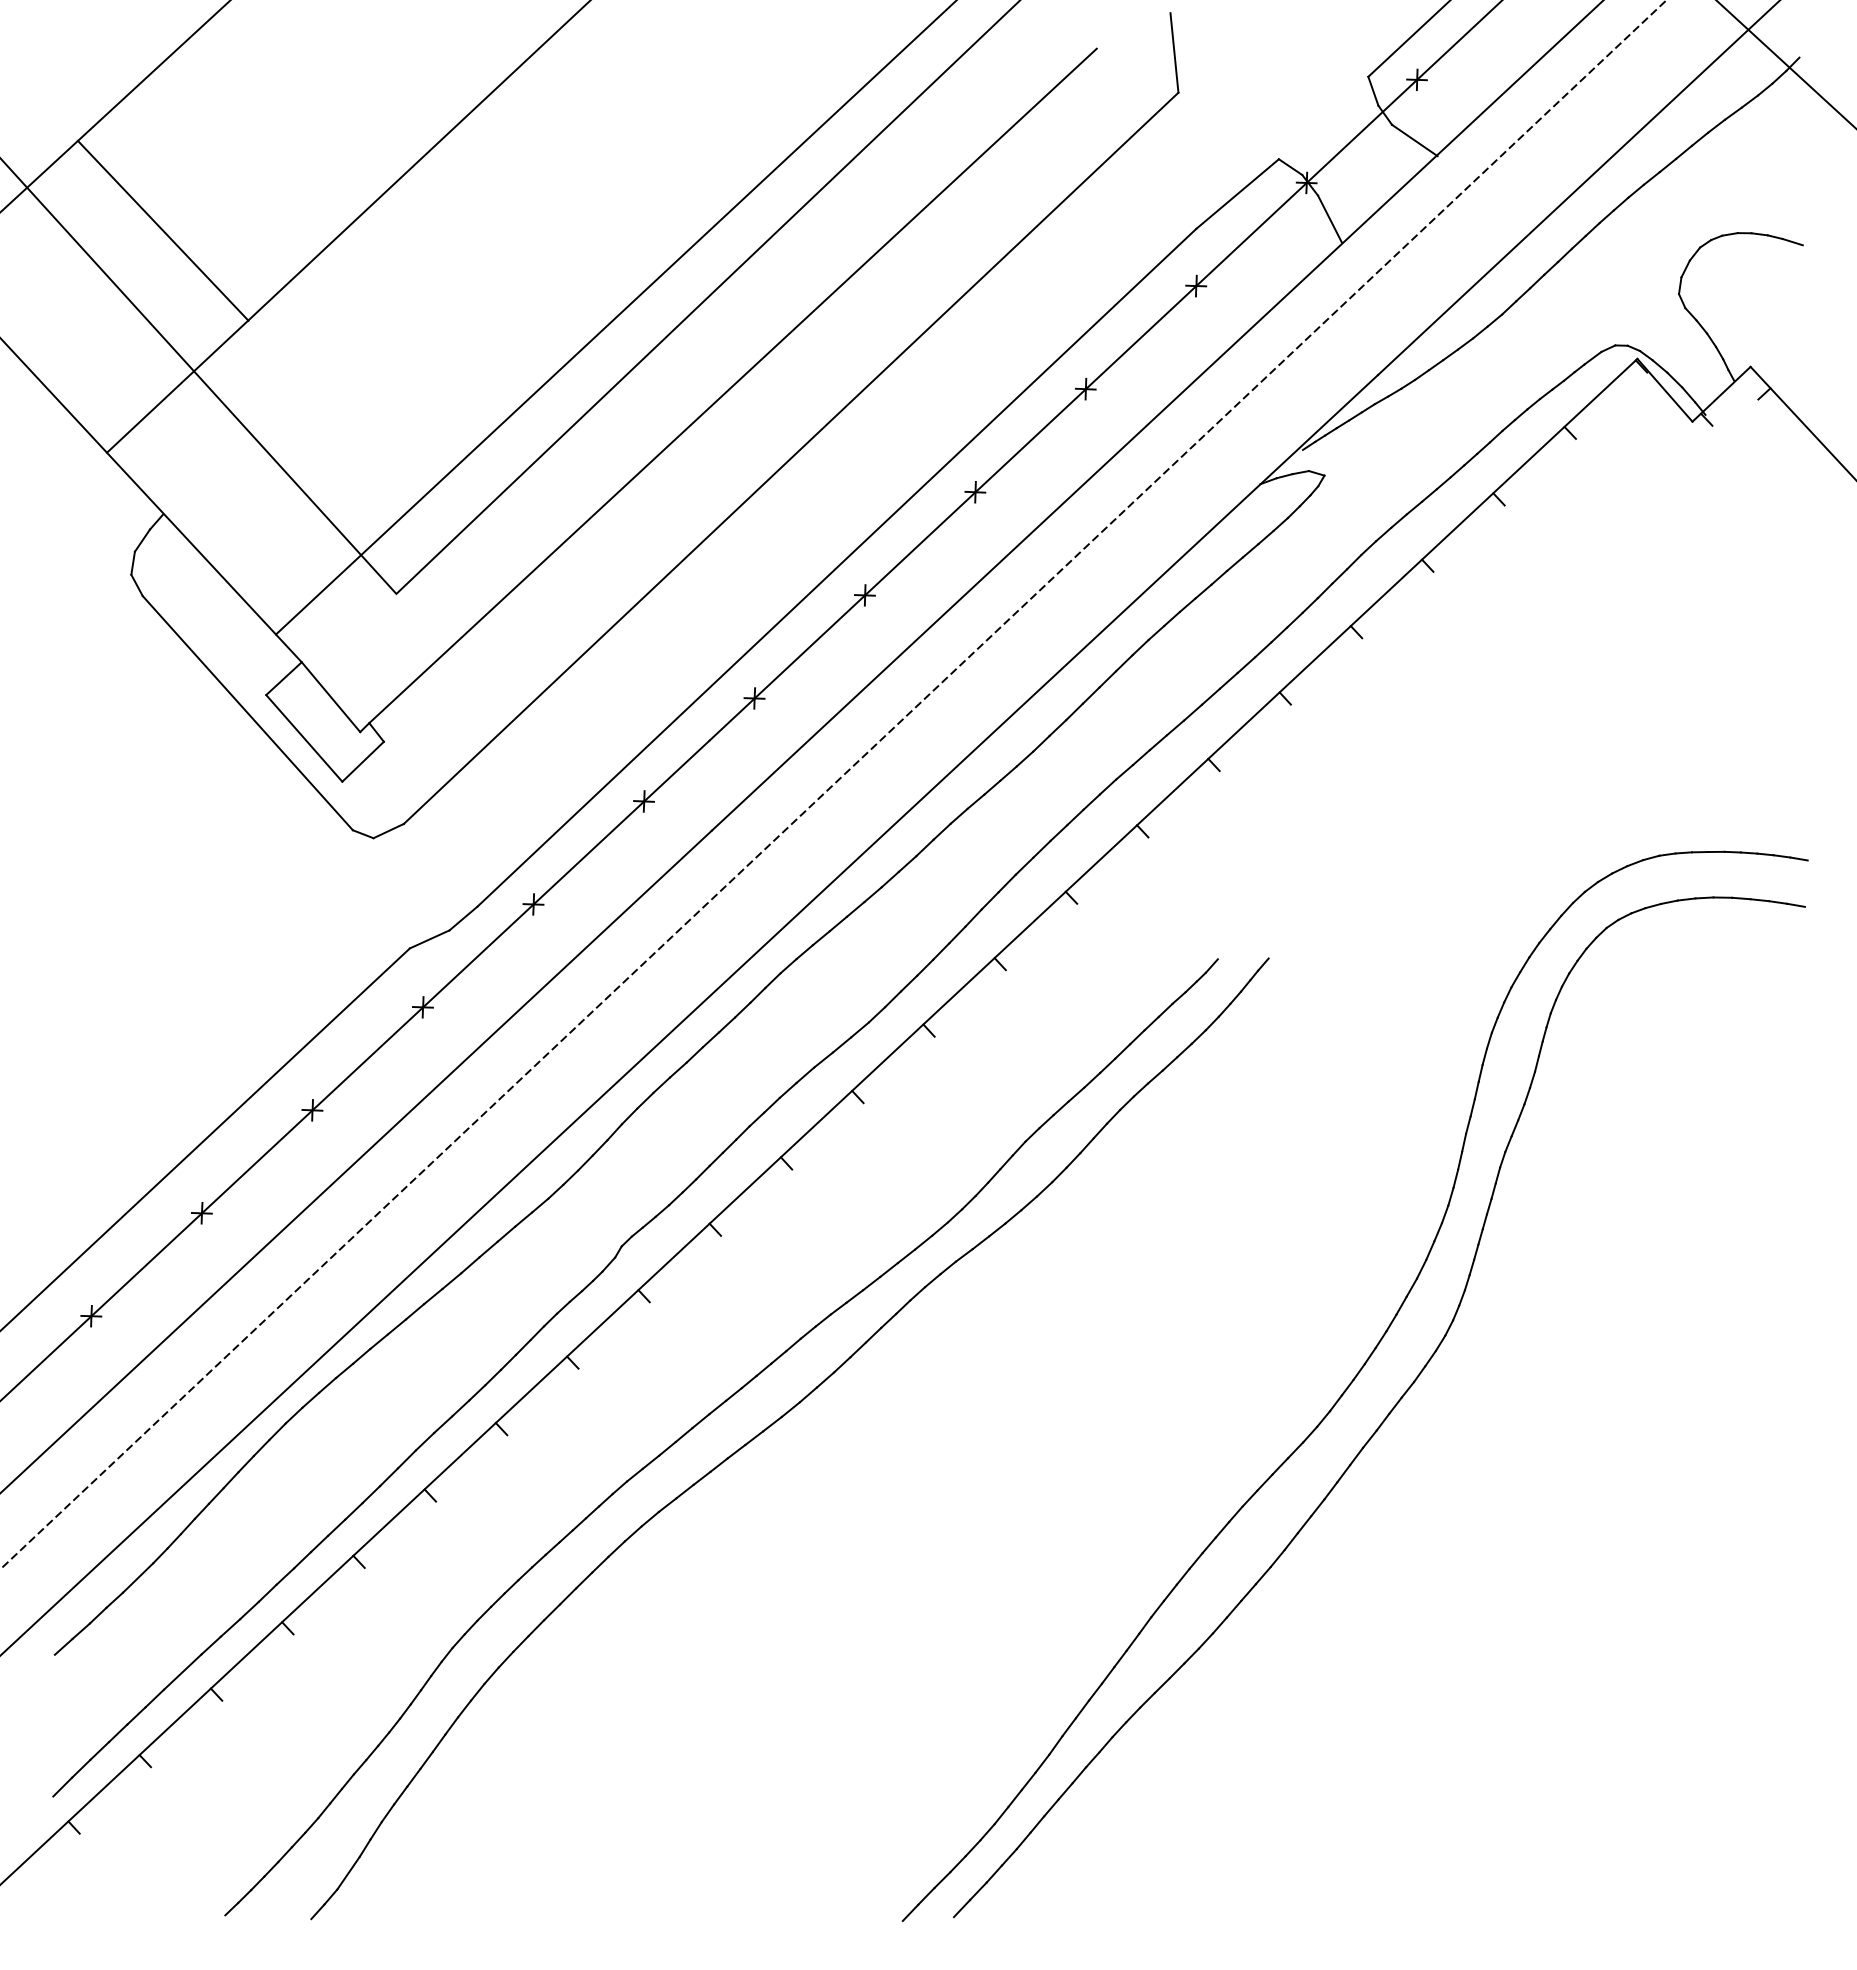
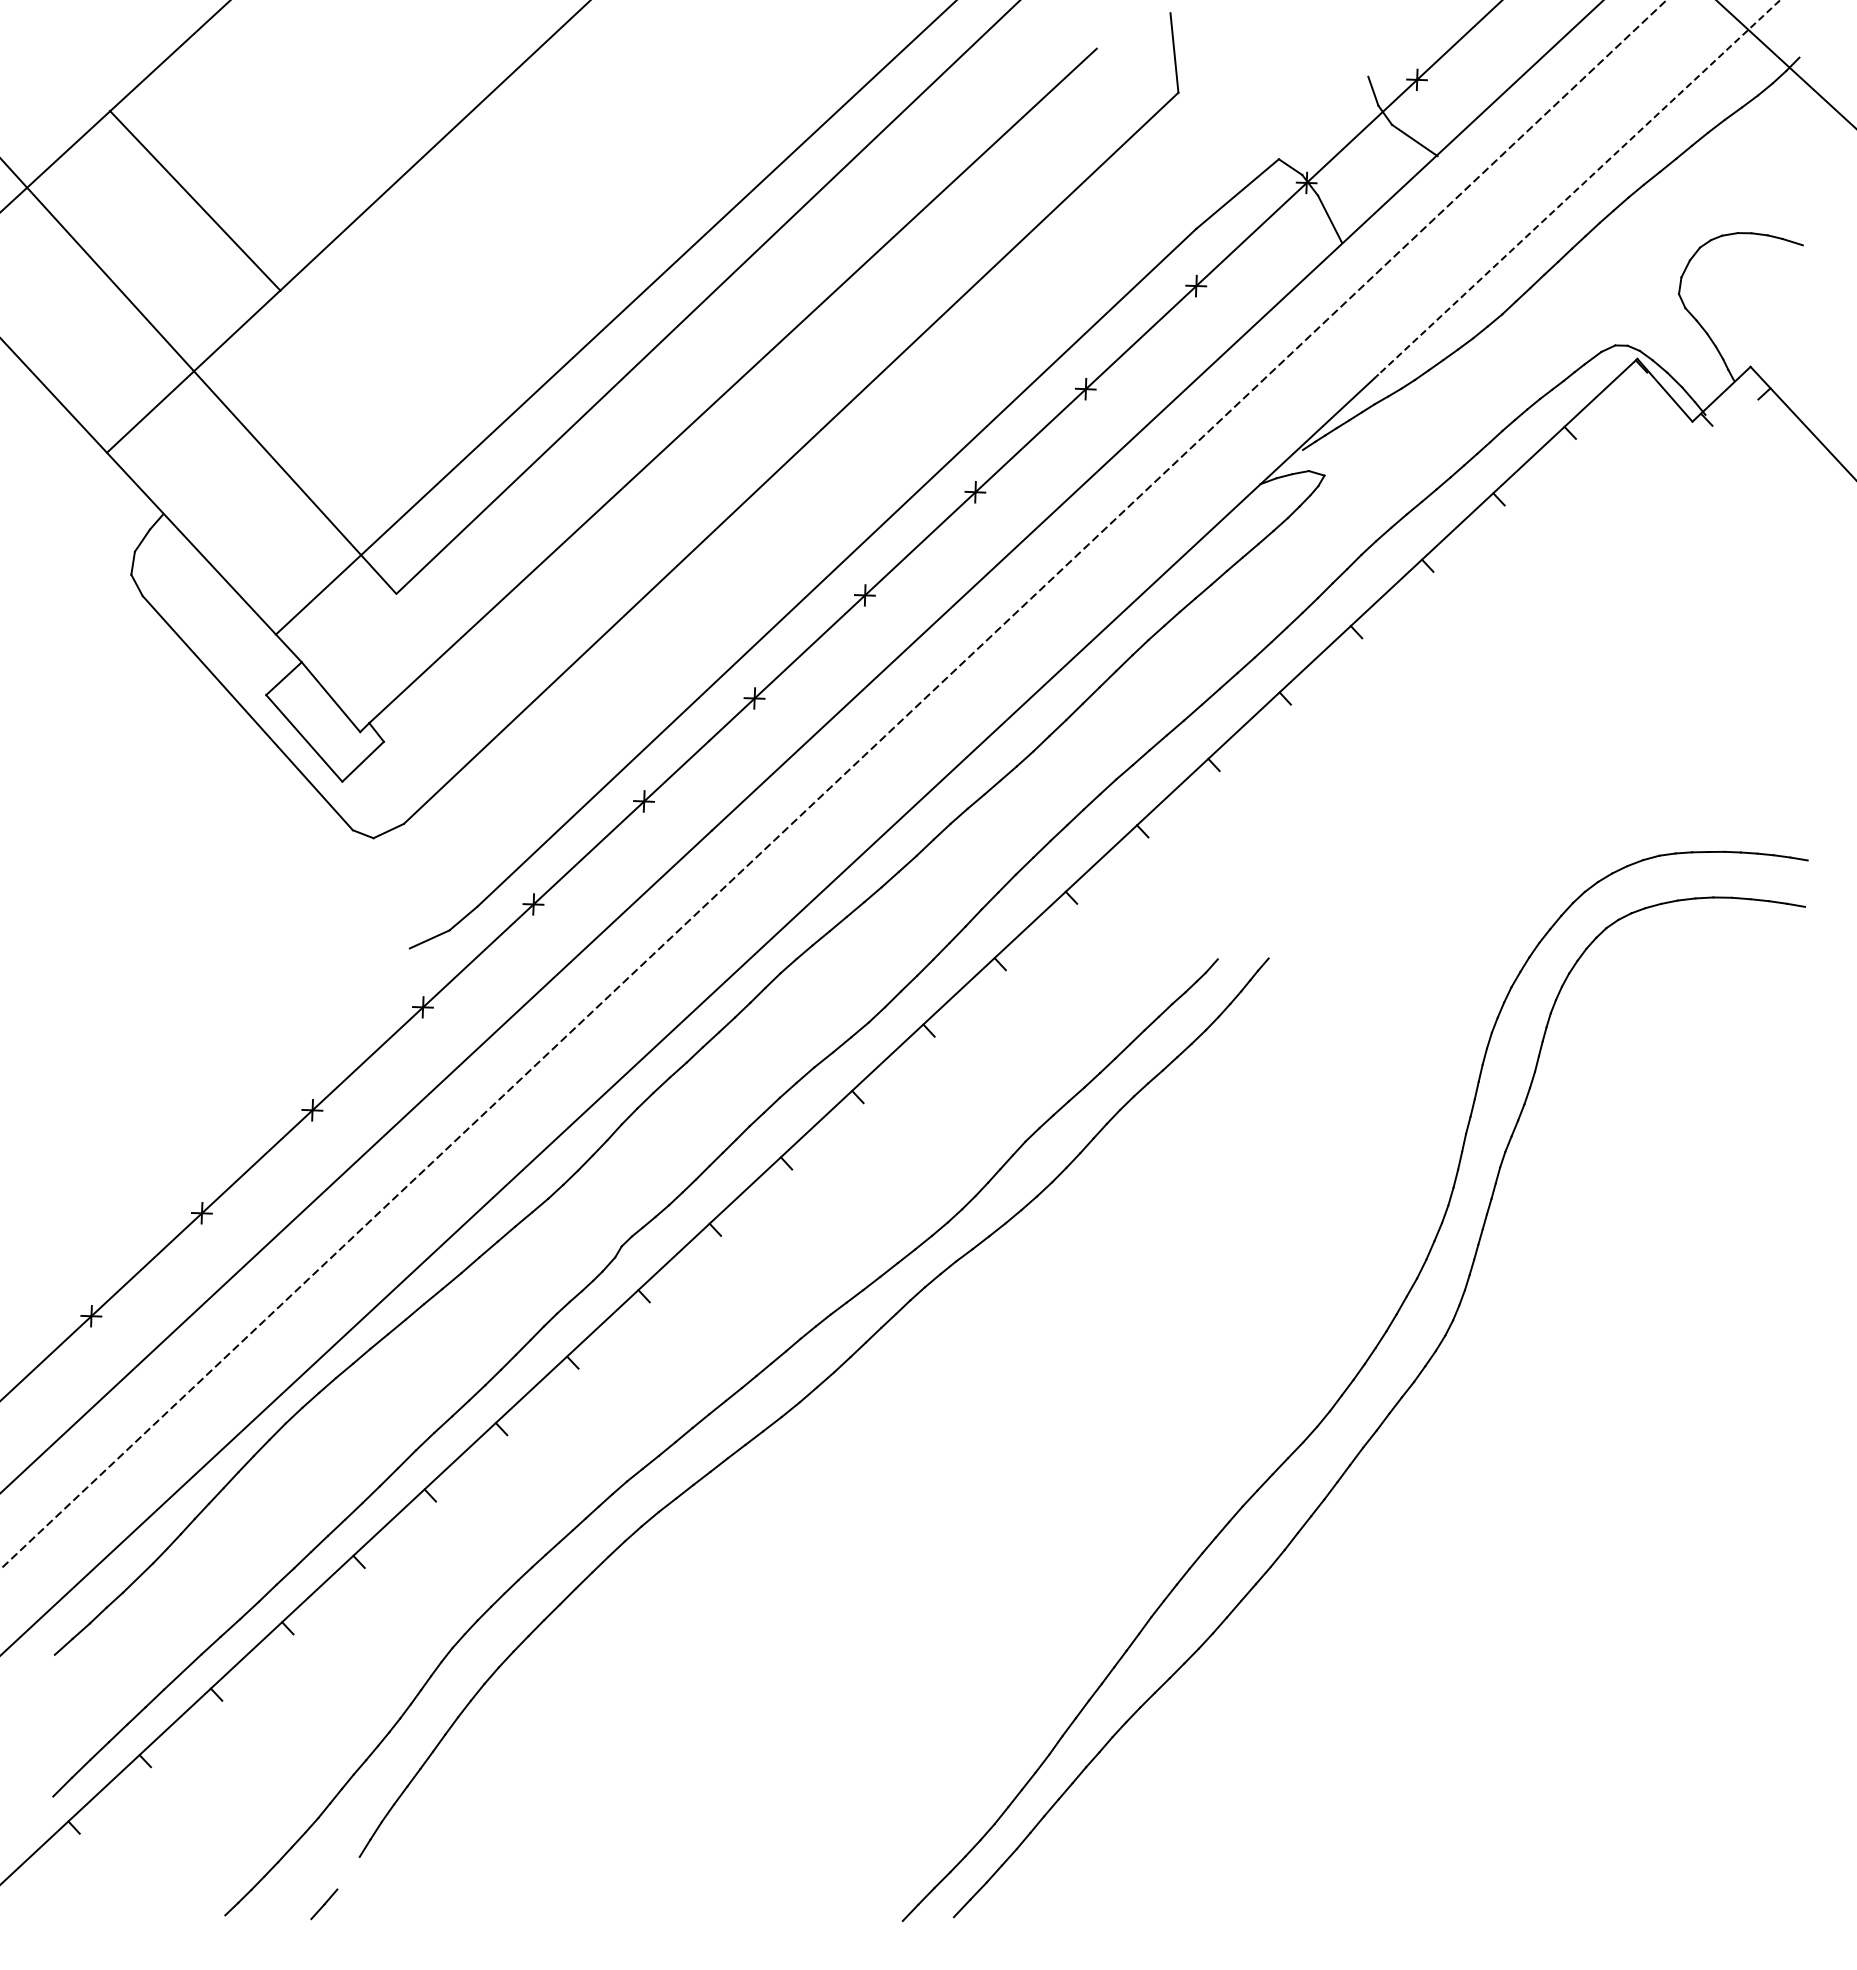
line: present -> none (1408, 39)
line: solid -> dashed (1579, 187)
line position: (162, 230) -> (194, 200) (194, 200)
line: present -> none (205, 1138)
line: present -> none (348, 1872)
